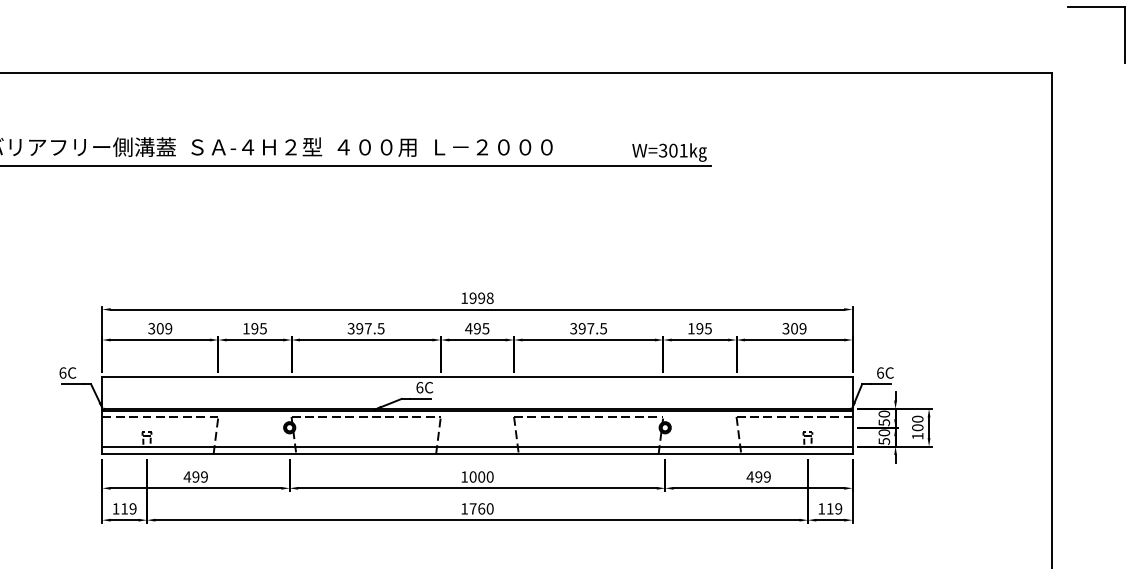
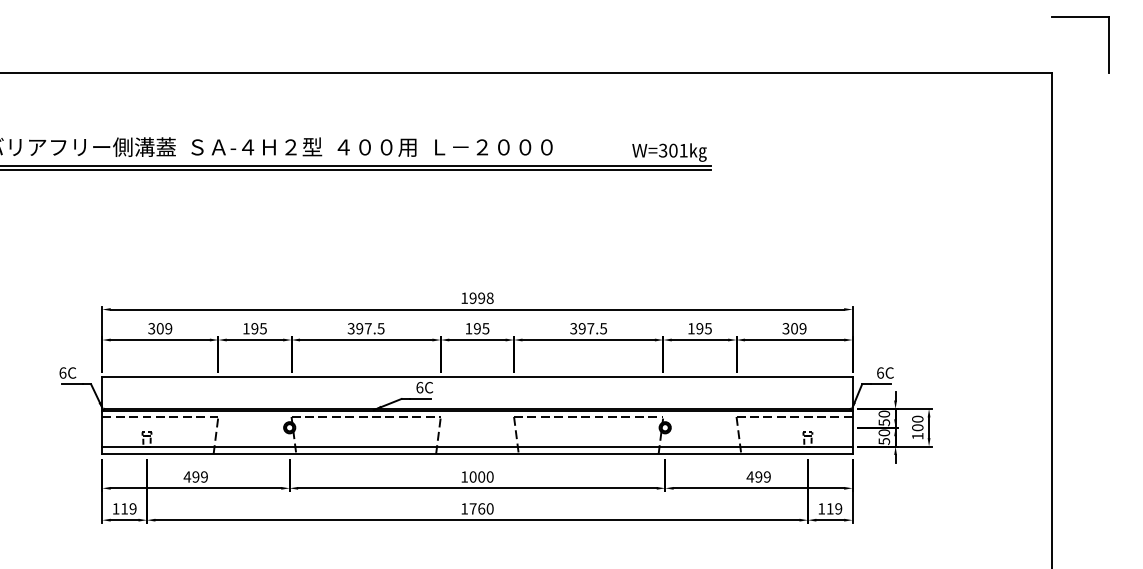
part position: (1096, 7) -> (1080, 17) (1080, 17)
line: none -> present (356, 170)
text: 495 -> 195 (468, 328)
